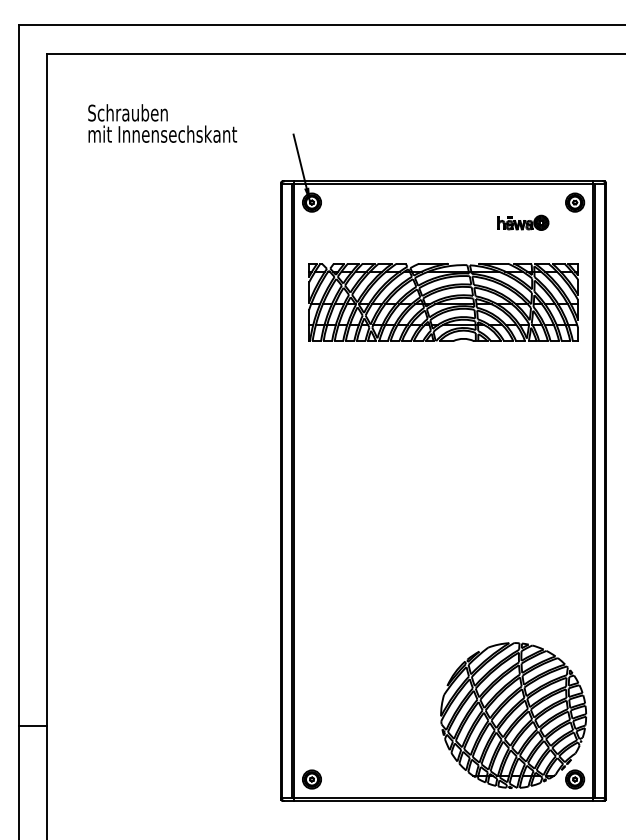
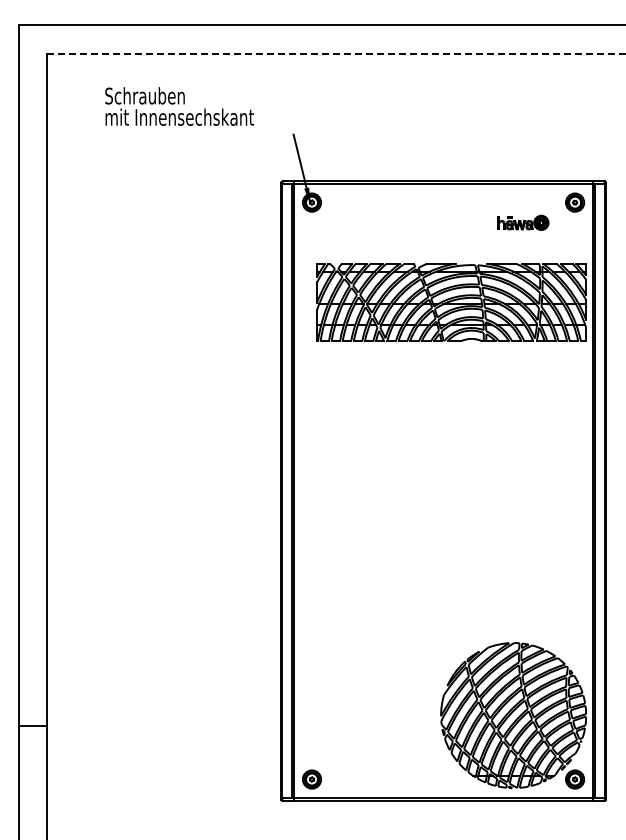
line: solid -> dashed (336, 53)
text position: (162, 123) -> (179, 106) (179, 106)
part position: (443, 302) -> (451, 302) (451, 302)
